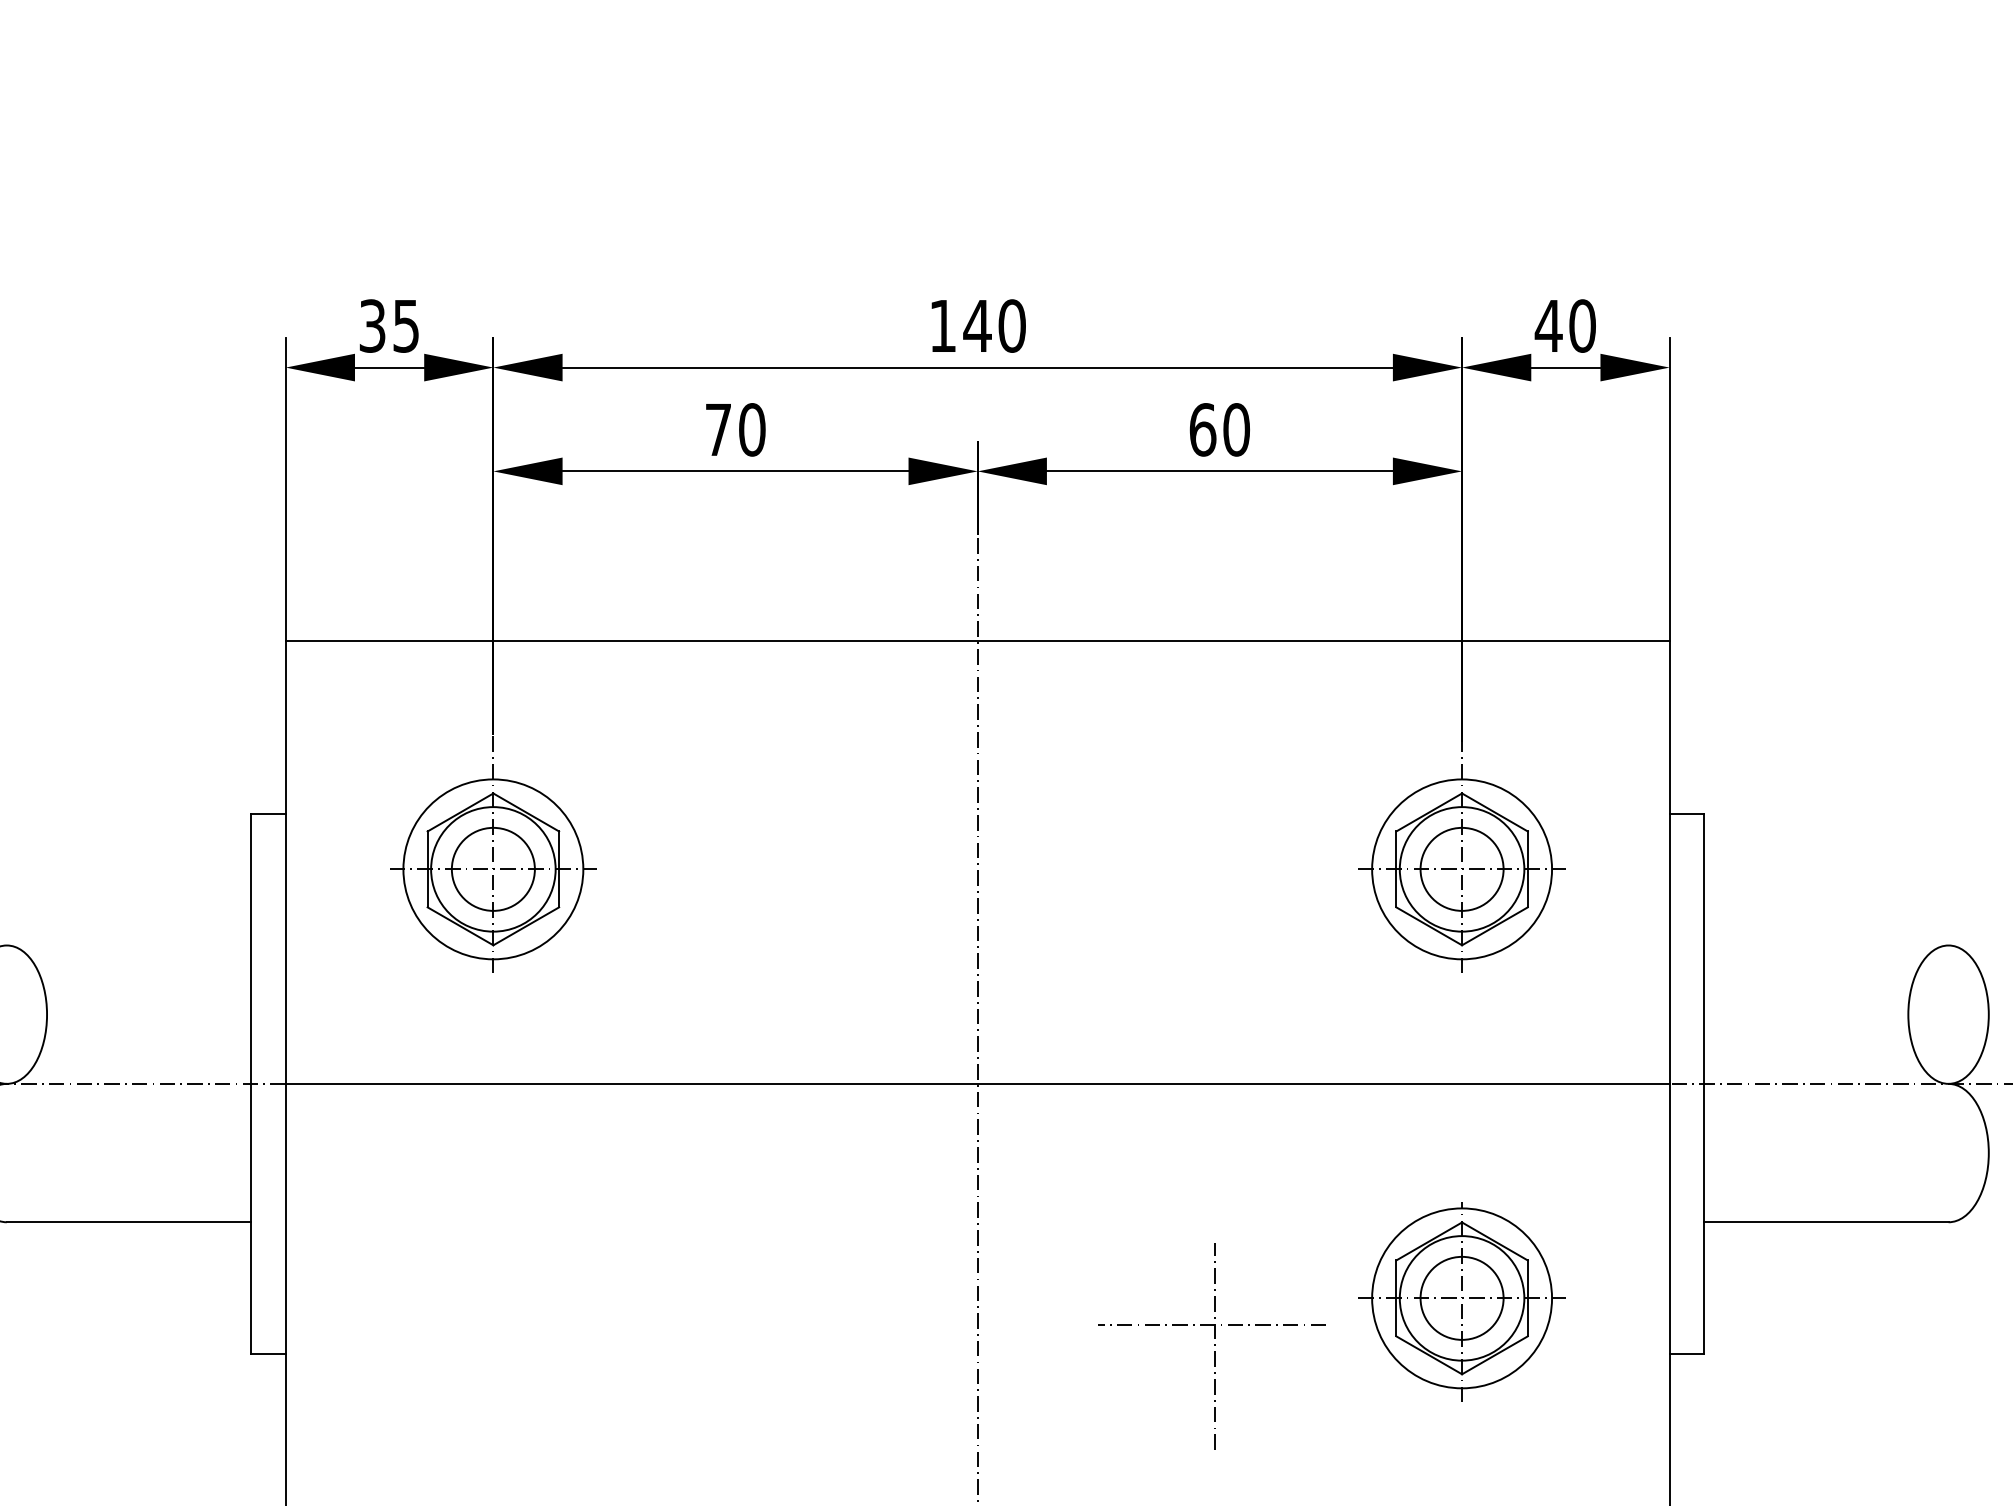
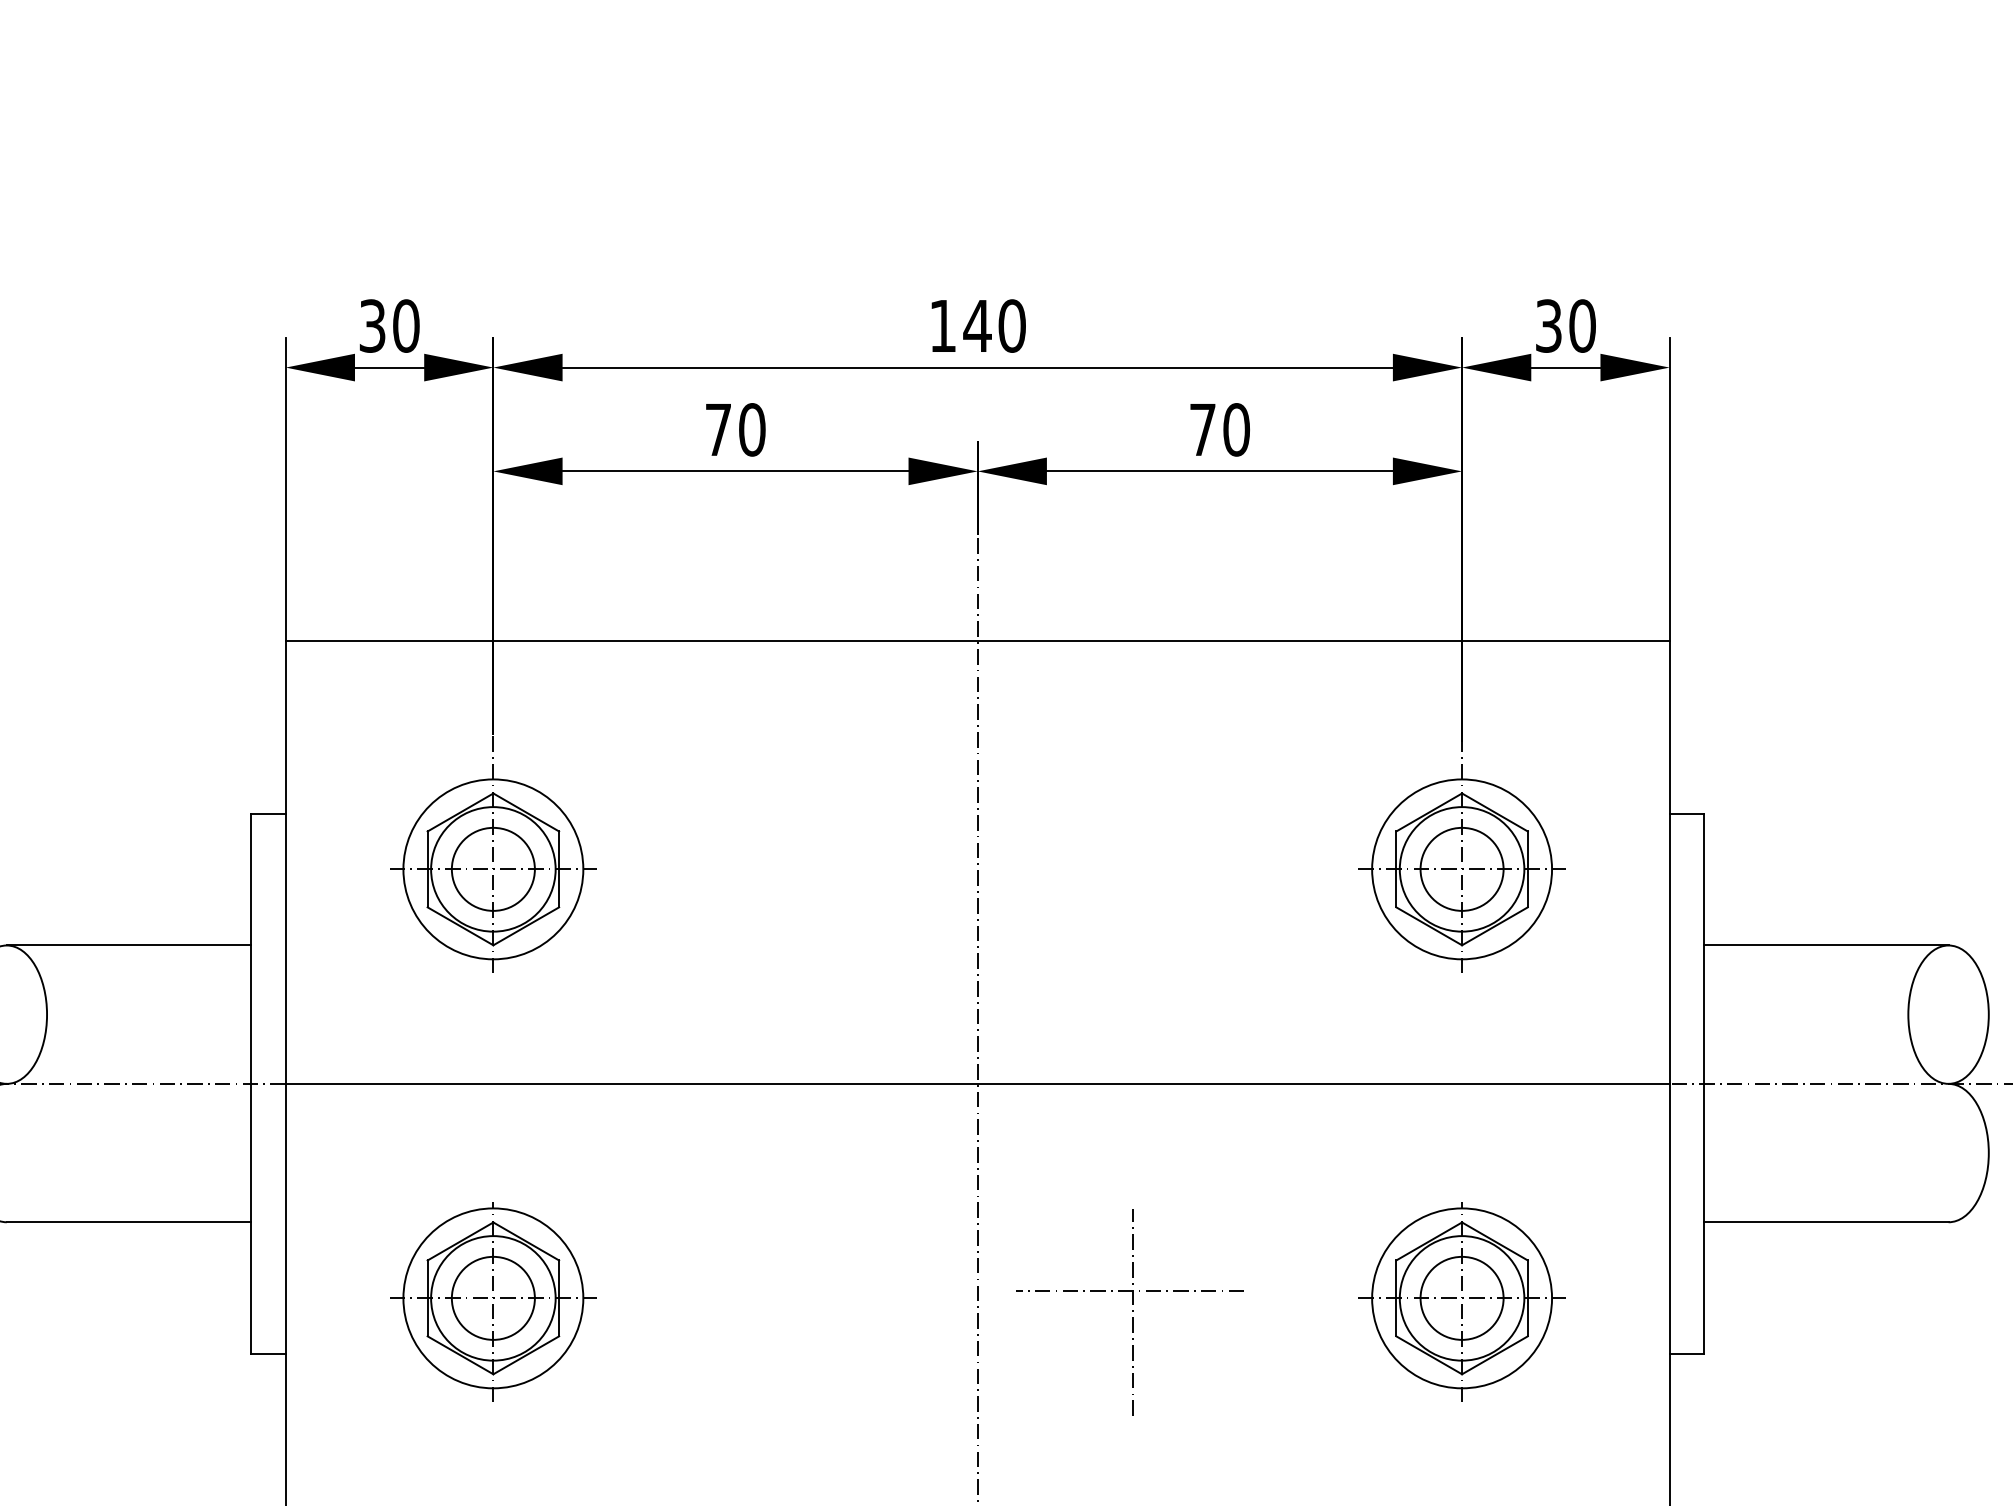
text: 35 -> 30 (406, 325)
text: 40 -> 30 (1548, 325)
text: 60 -> 70 (1202, 429)
line: none -> present (128, 945)
line: none -> present (1826, 945)
part: none -> present (493, 1301)
part position: (1211, 1346) -> (1129, 1312) (1129, 1312)
